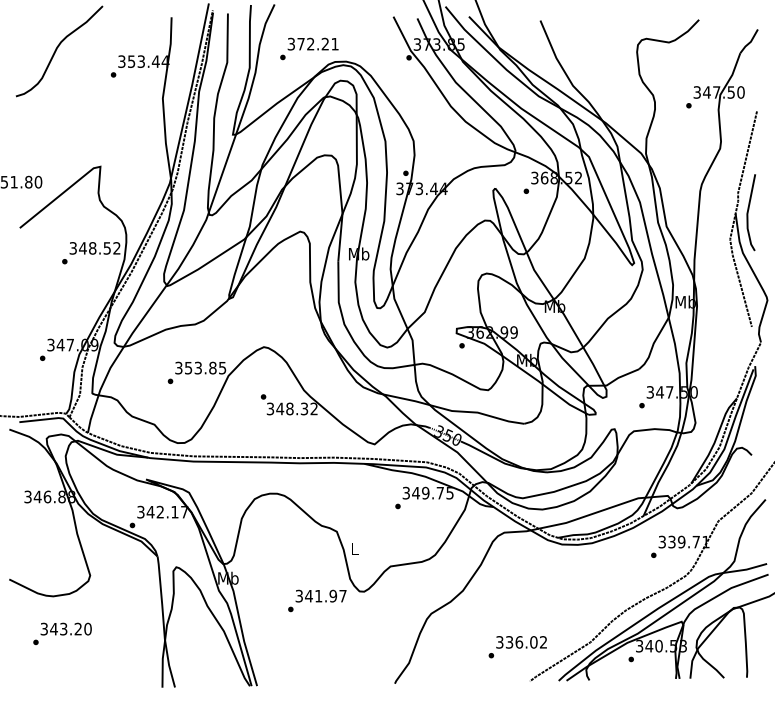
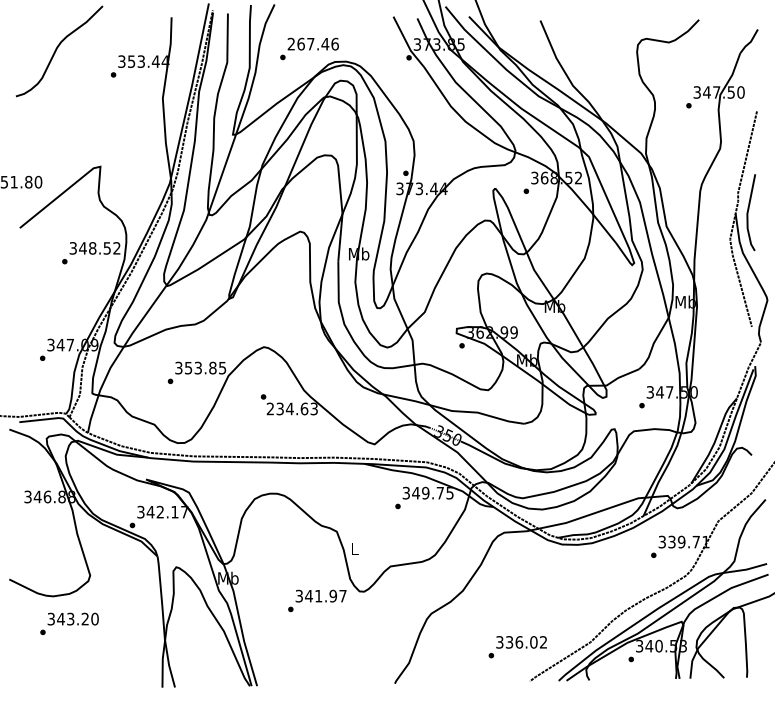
text: 372.21 -> 267.46 (312, 43)
text: 348.32 -> 234.63 (291, 408)
text position: (62, 633) -> (69, 623) (69, 623)
